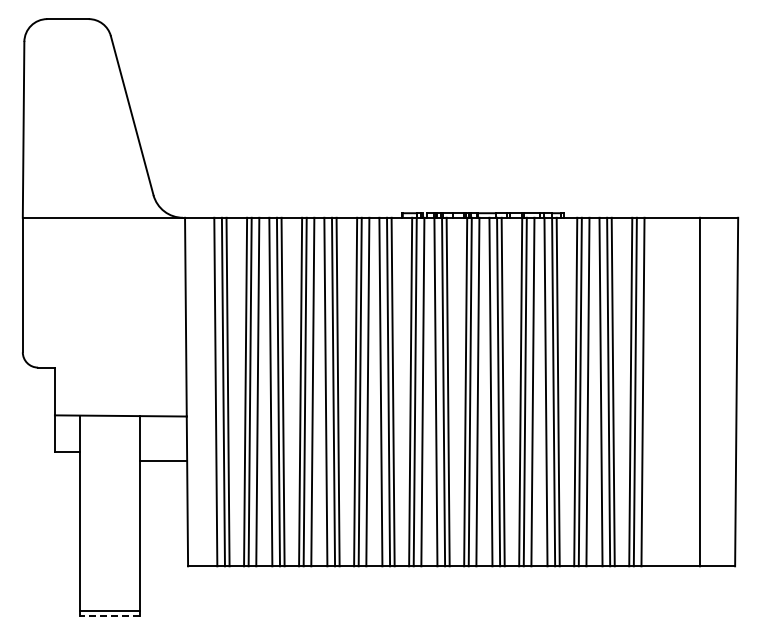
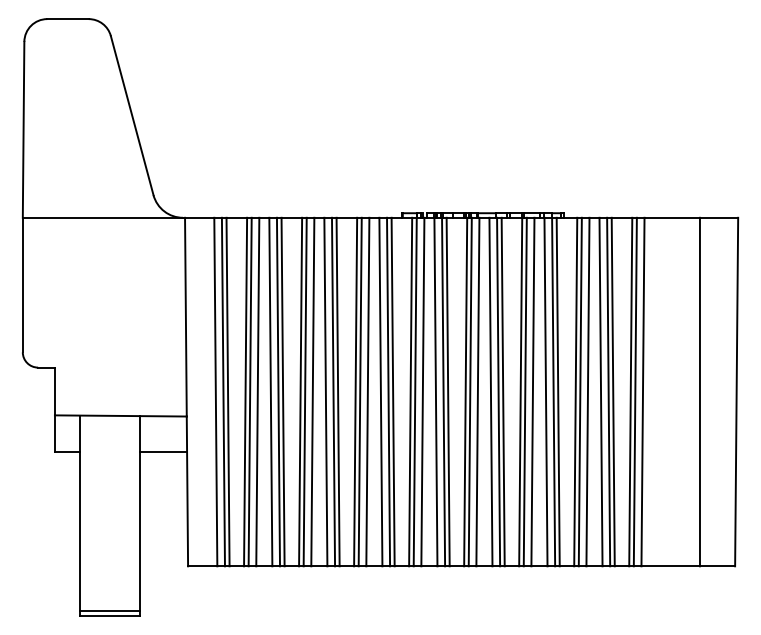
line position: (163, 460) -> (163, 451) (163, 451)
line: dashed -> solid (109, 615)
